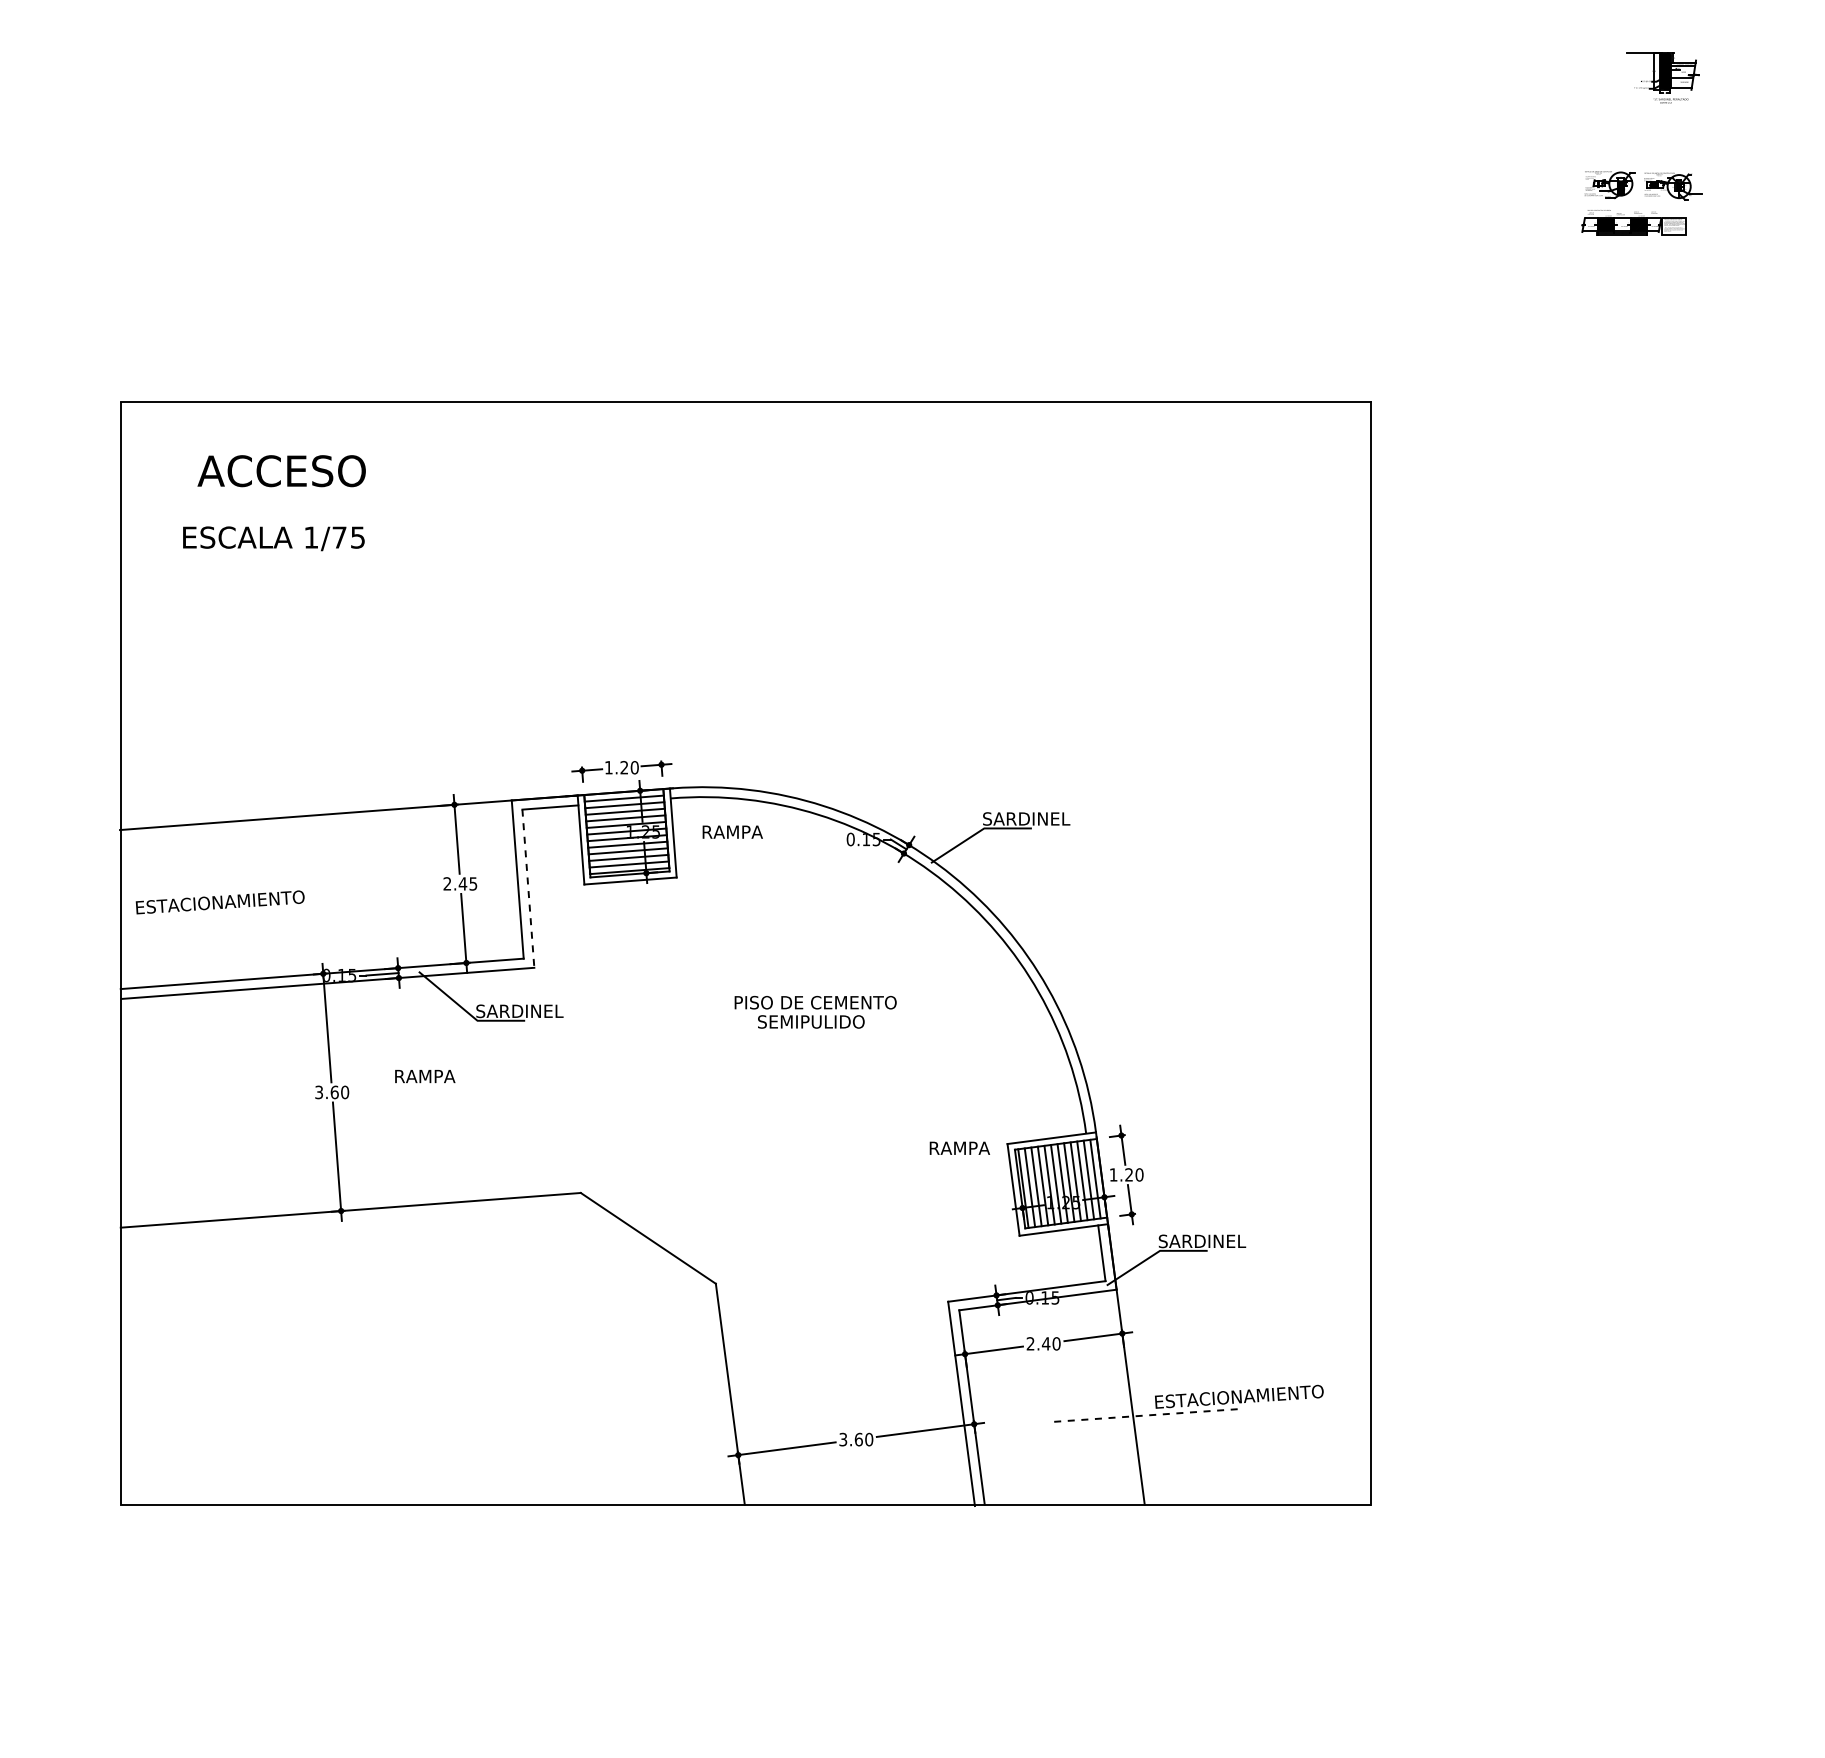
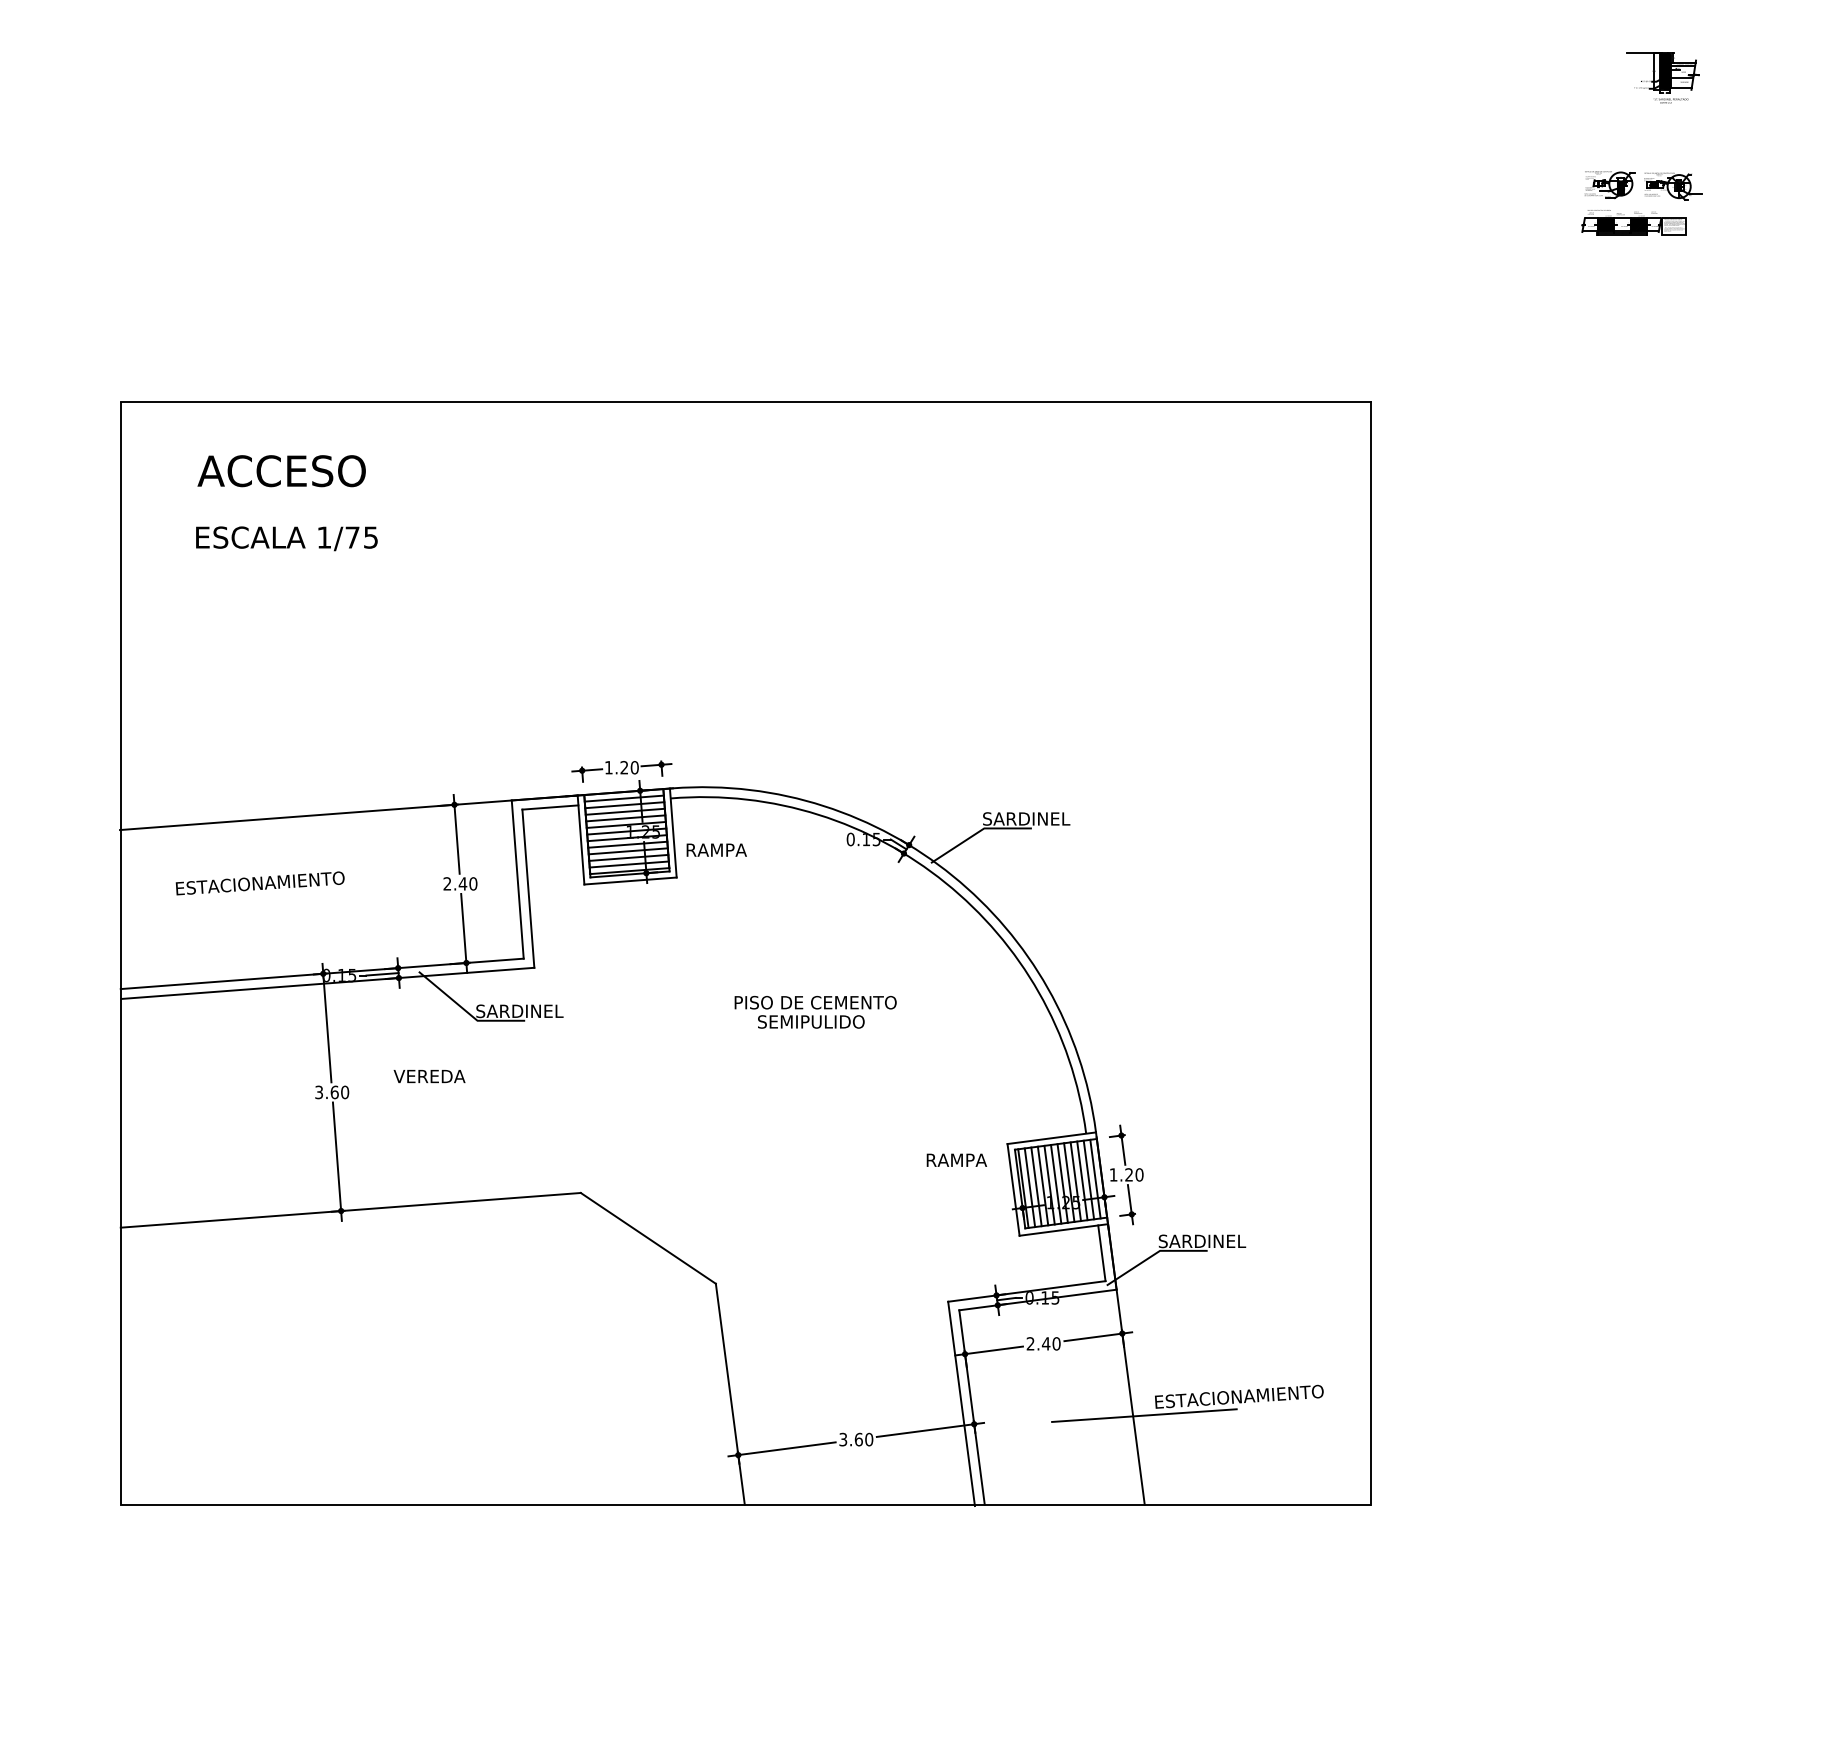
text position: (273, 538) -> (286, 538) (286, 538)
text position: (732, 831) -> (716, 849) (716, 849)
text: 2.45 -> 2.40 (473, 883)
line: dashed -> solid (528, 889)
text position: (219, 902) -> (259, 883) (259, 883)
text: RAMPA -> VEREDA (429, 1076)
text position: (959, 1147) -> (956, 1159) (956, 1159)
line: dashed -> solid (1143, 1415)
